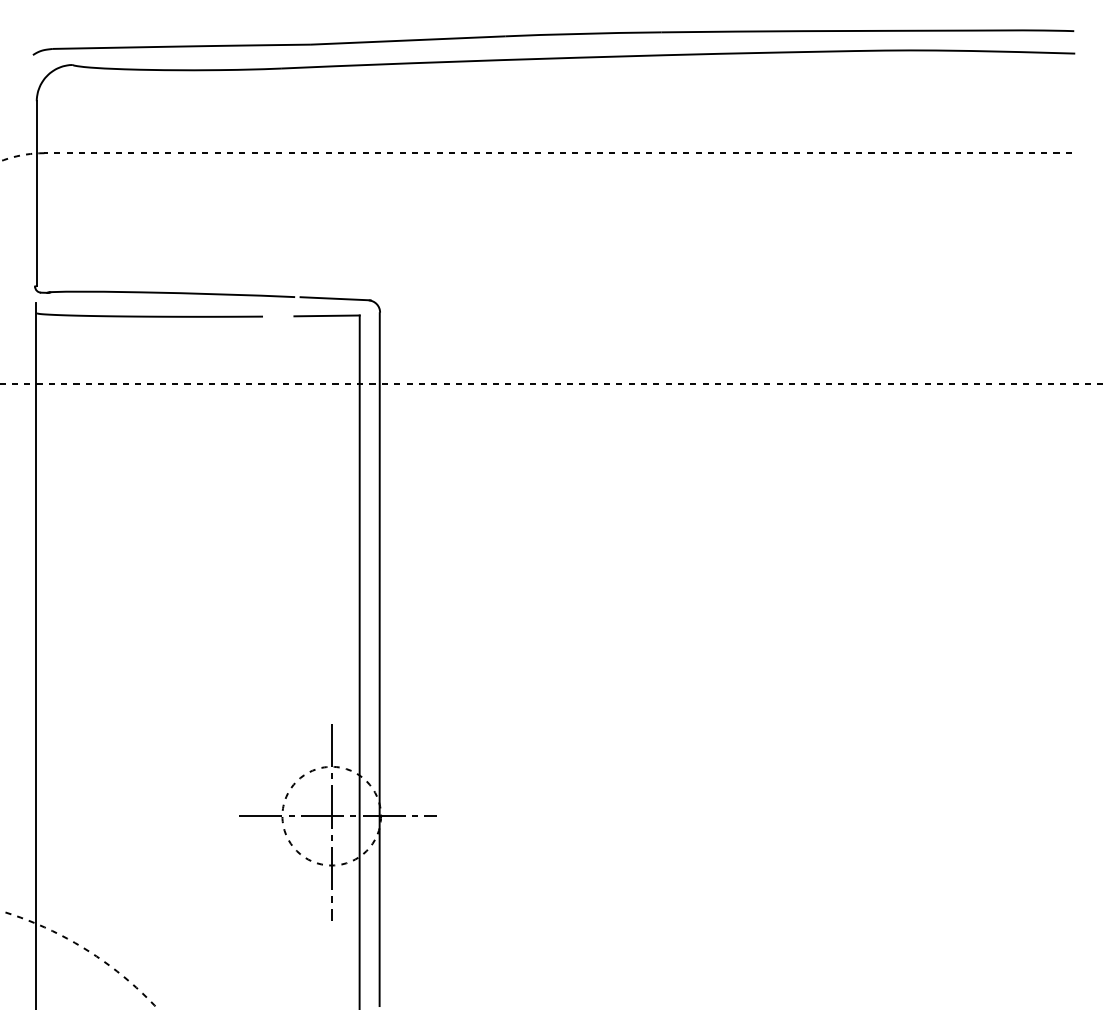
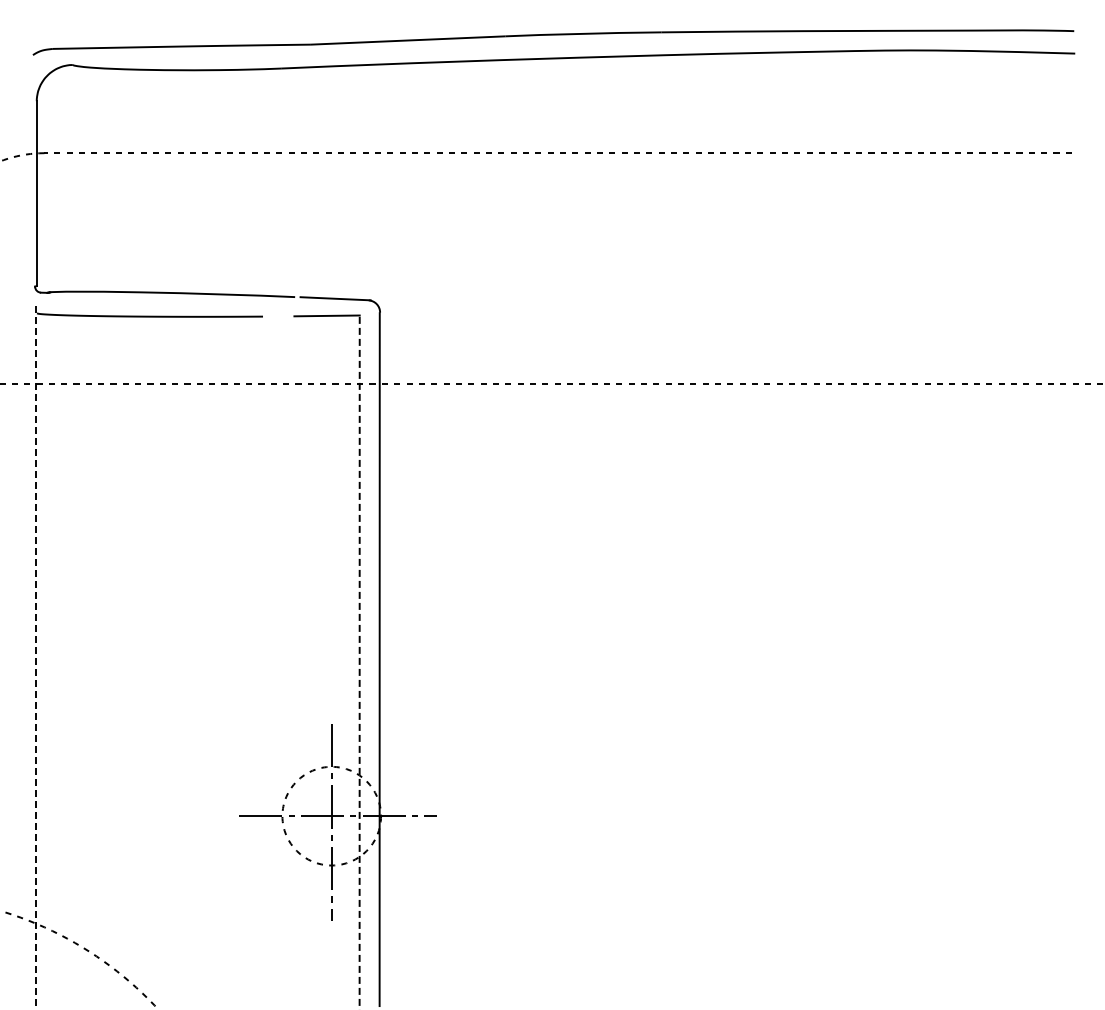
line: solid -> dashed (36, 655)
line: solid -> dashed (359, 662)
